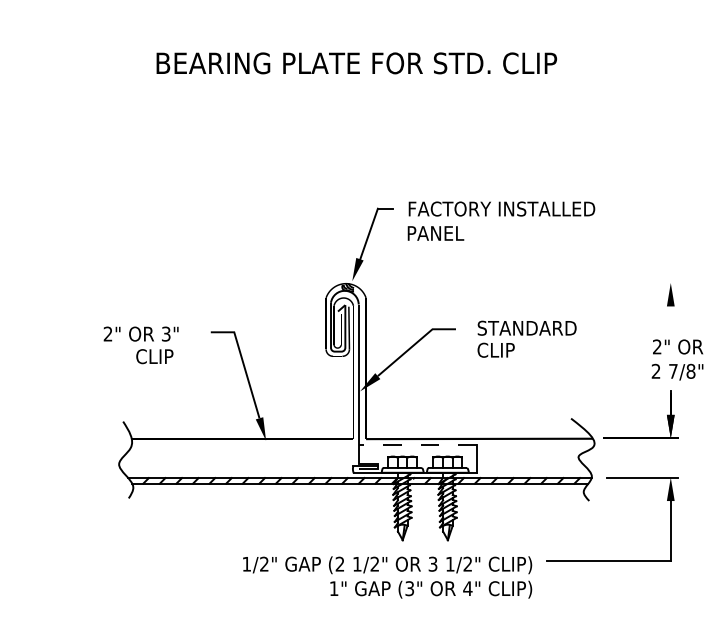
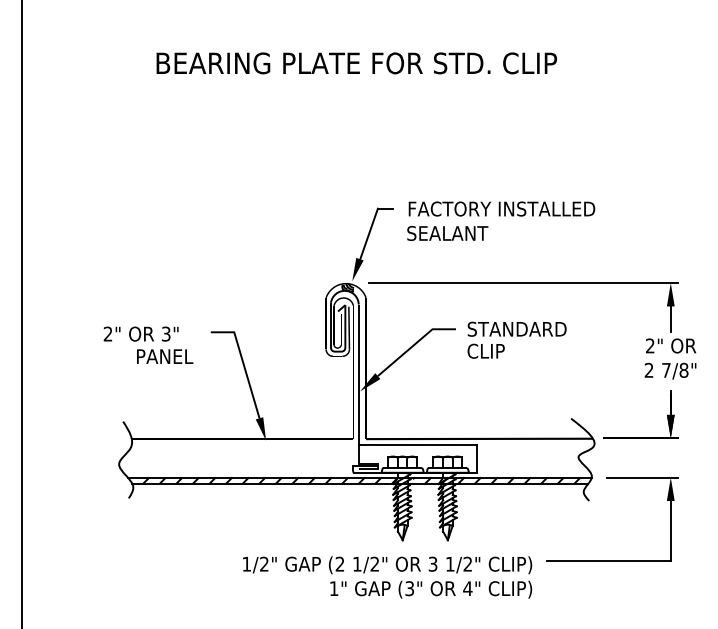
text: PANEL -> SEALANT (447, 233)
line: none -> present (523, 283)
line: none -> present (21, 313)
line: none -> present (670, 319)
text position: (526, 338) -> (516, 339) (516, 339)
text: CLIP -> PANEL (164, 356)
text position: (677, 359) -> (670, 358) (670, 358)
line: dashed -> solid (417, 444)
